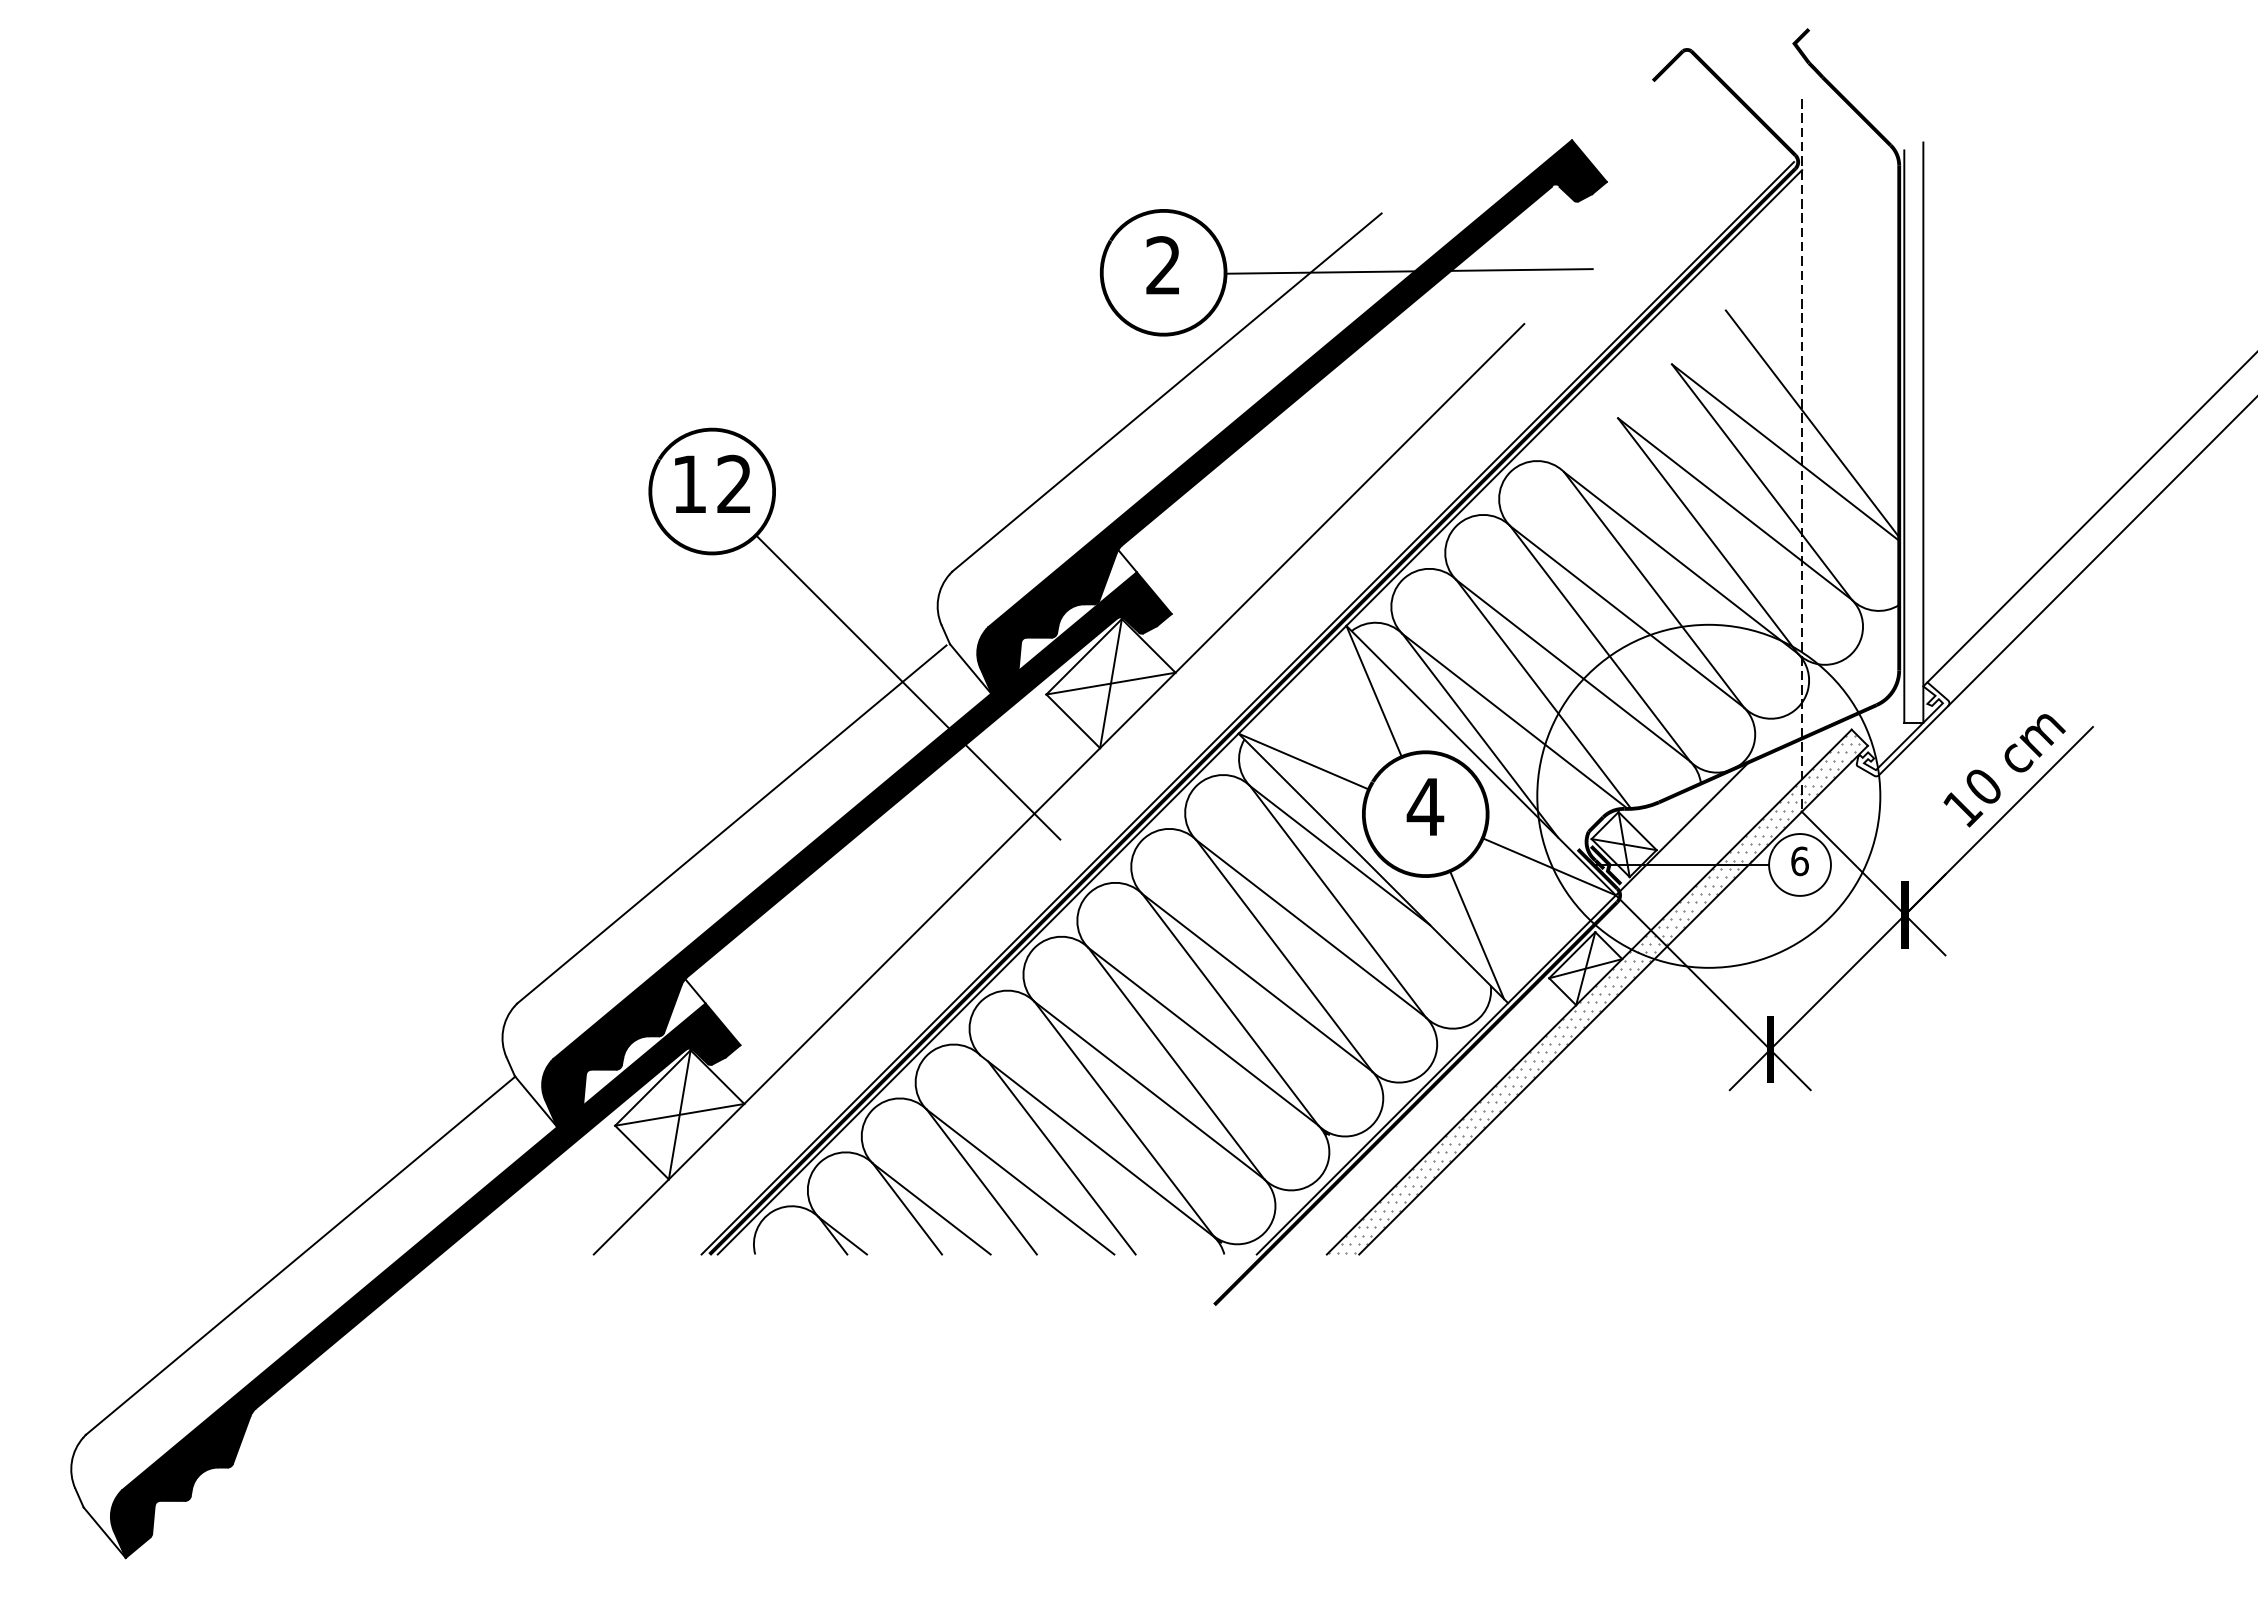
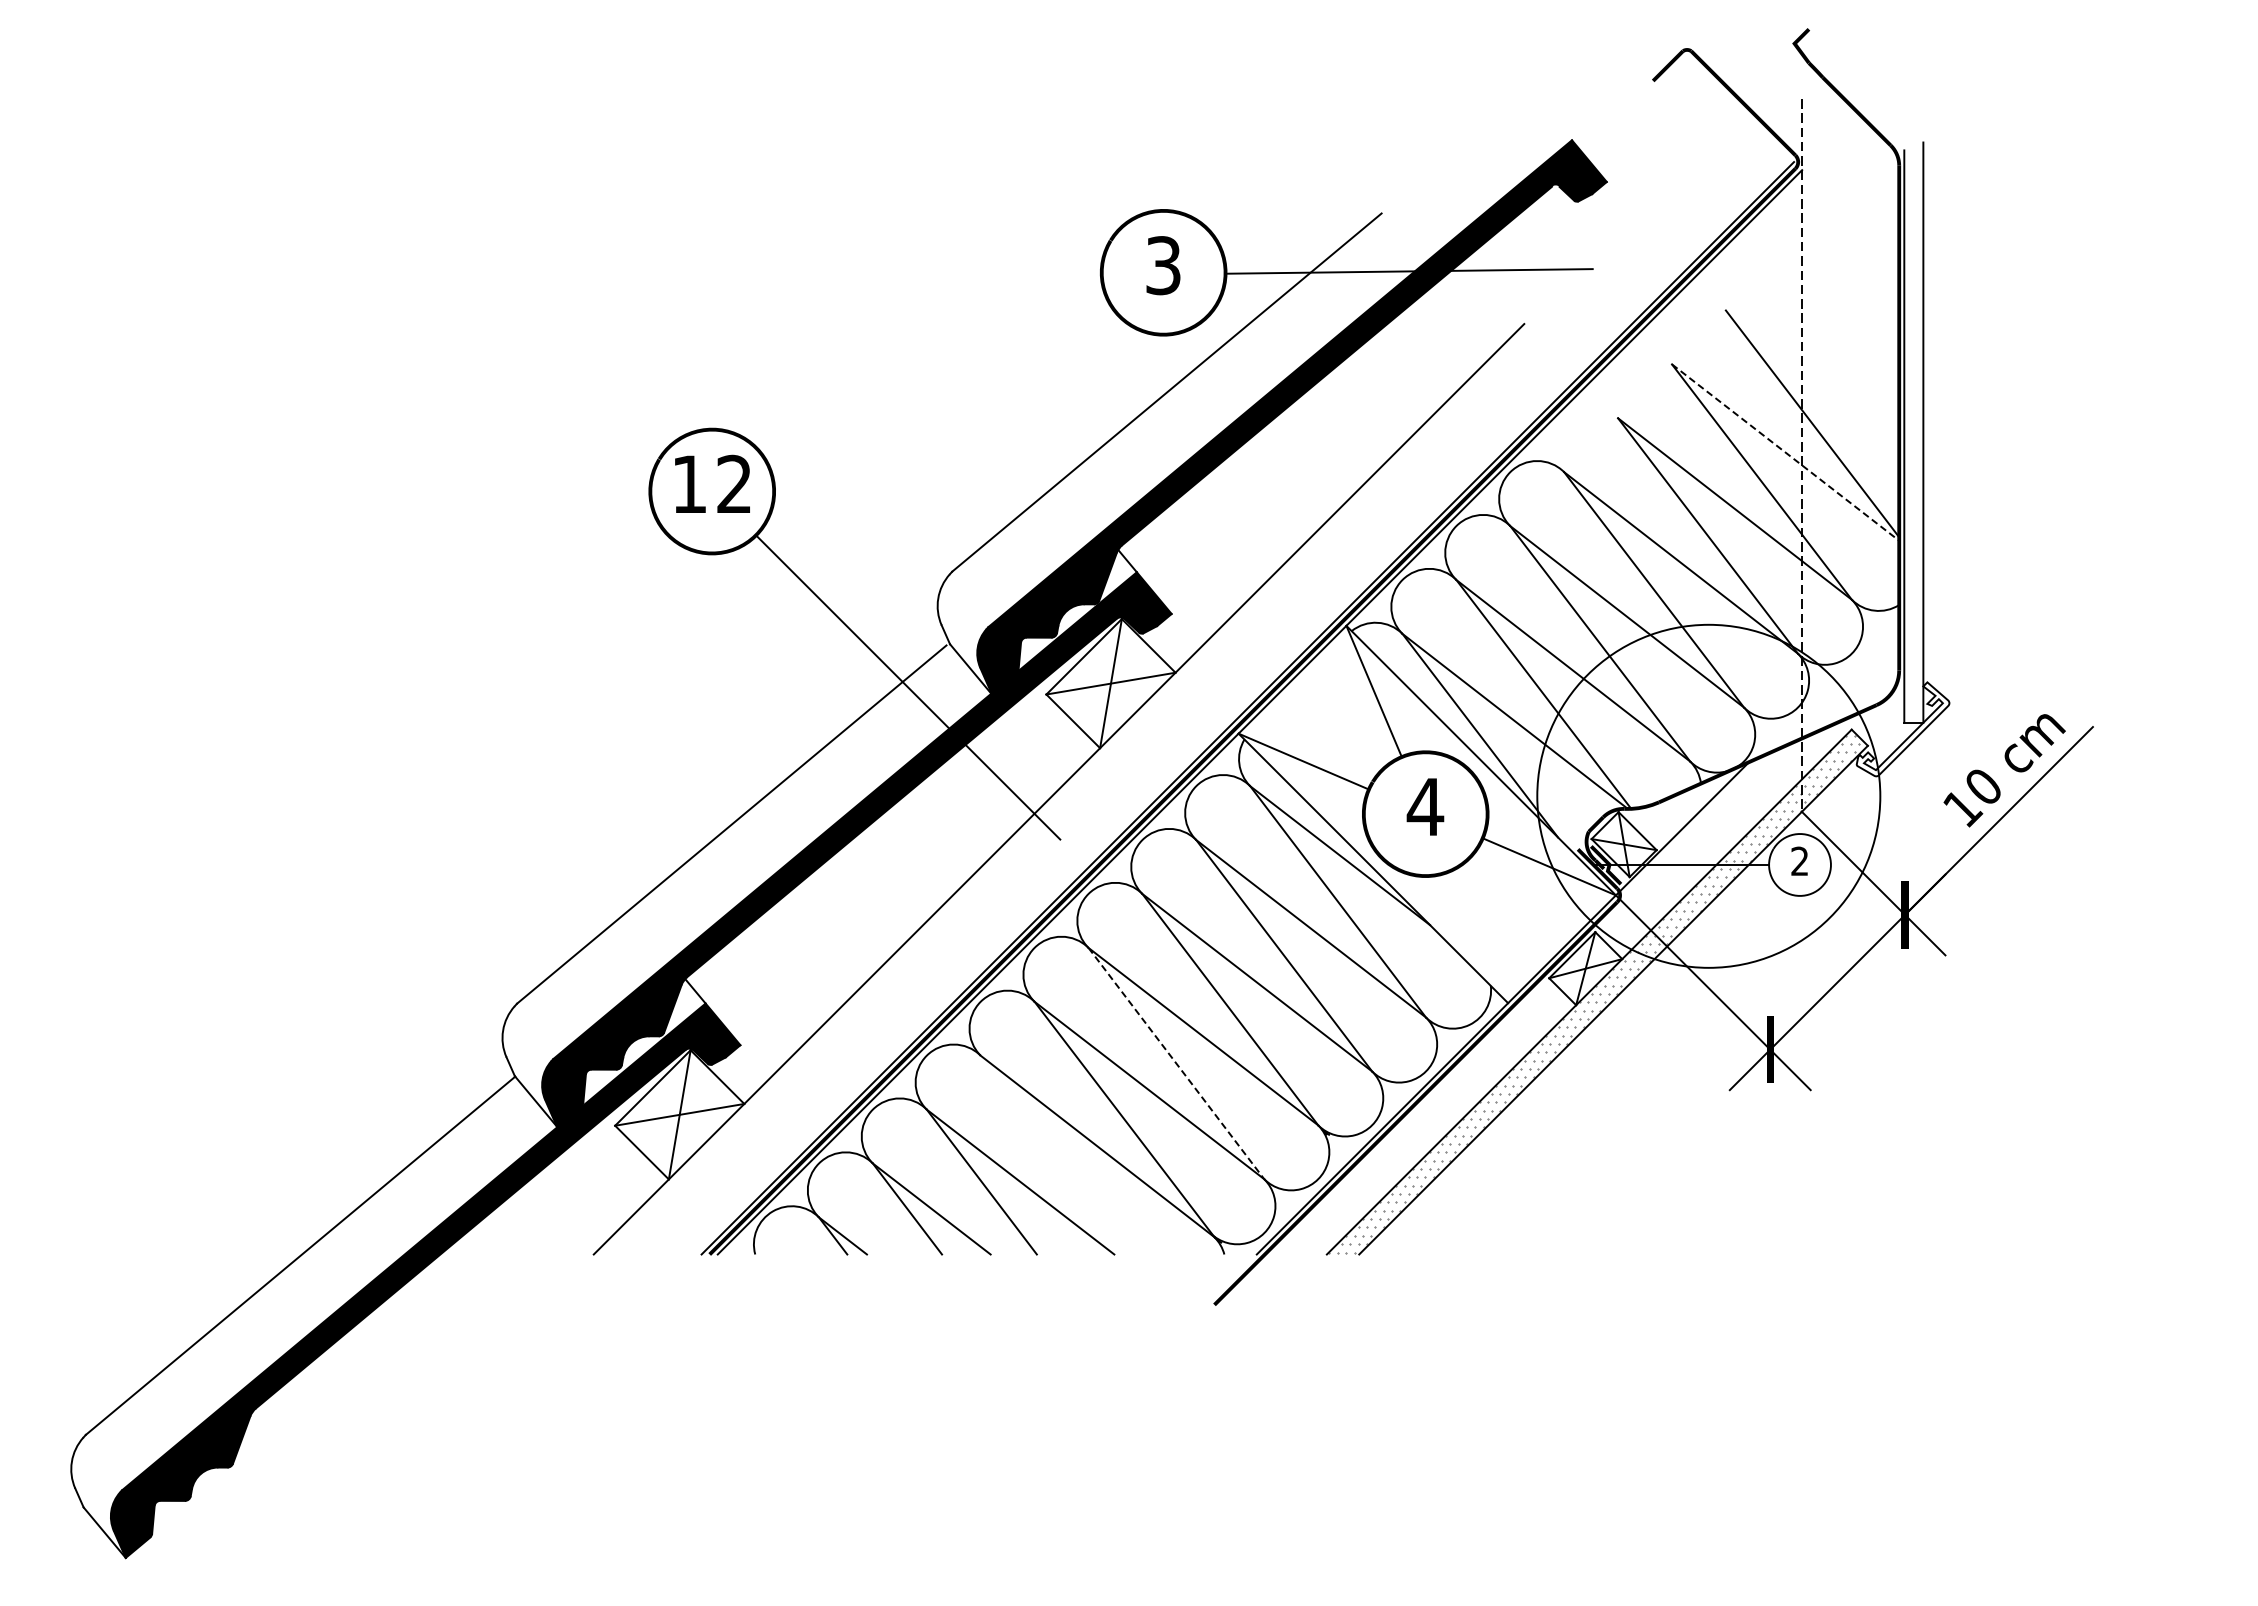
text: 2 -> 3 (1163, 265)
line: solid -> dashed (1785, 452)
line: present -> none (2090, 518)
line: present -> none (2101, 552)
text: 6 -> 2 (1799, 861)
line: present -> none (1477, 935)
line: solid -> dashed (1176, 1063)
line: present -> none (1061, 1157)
